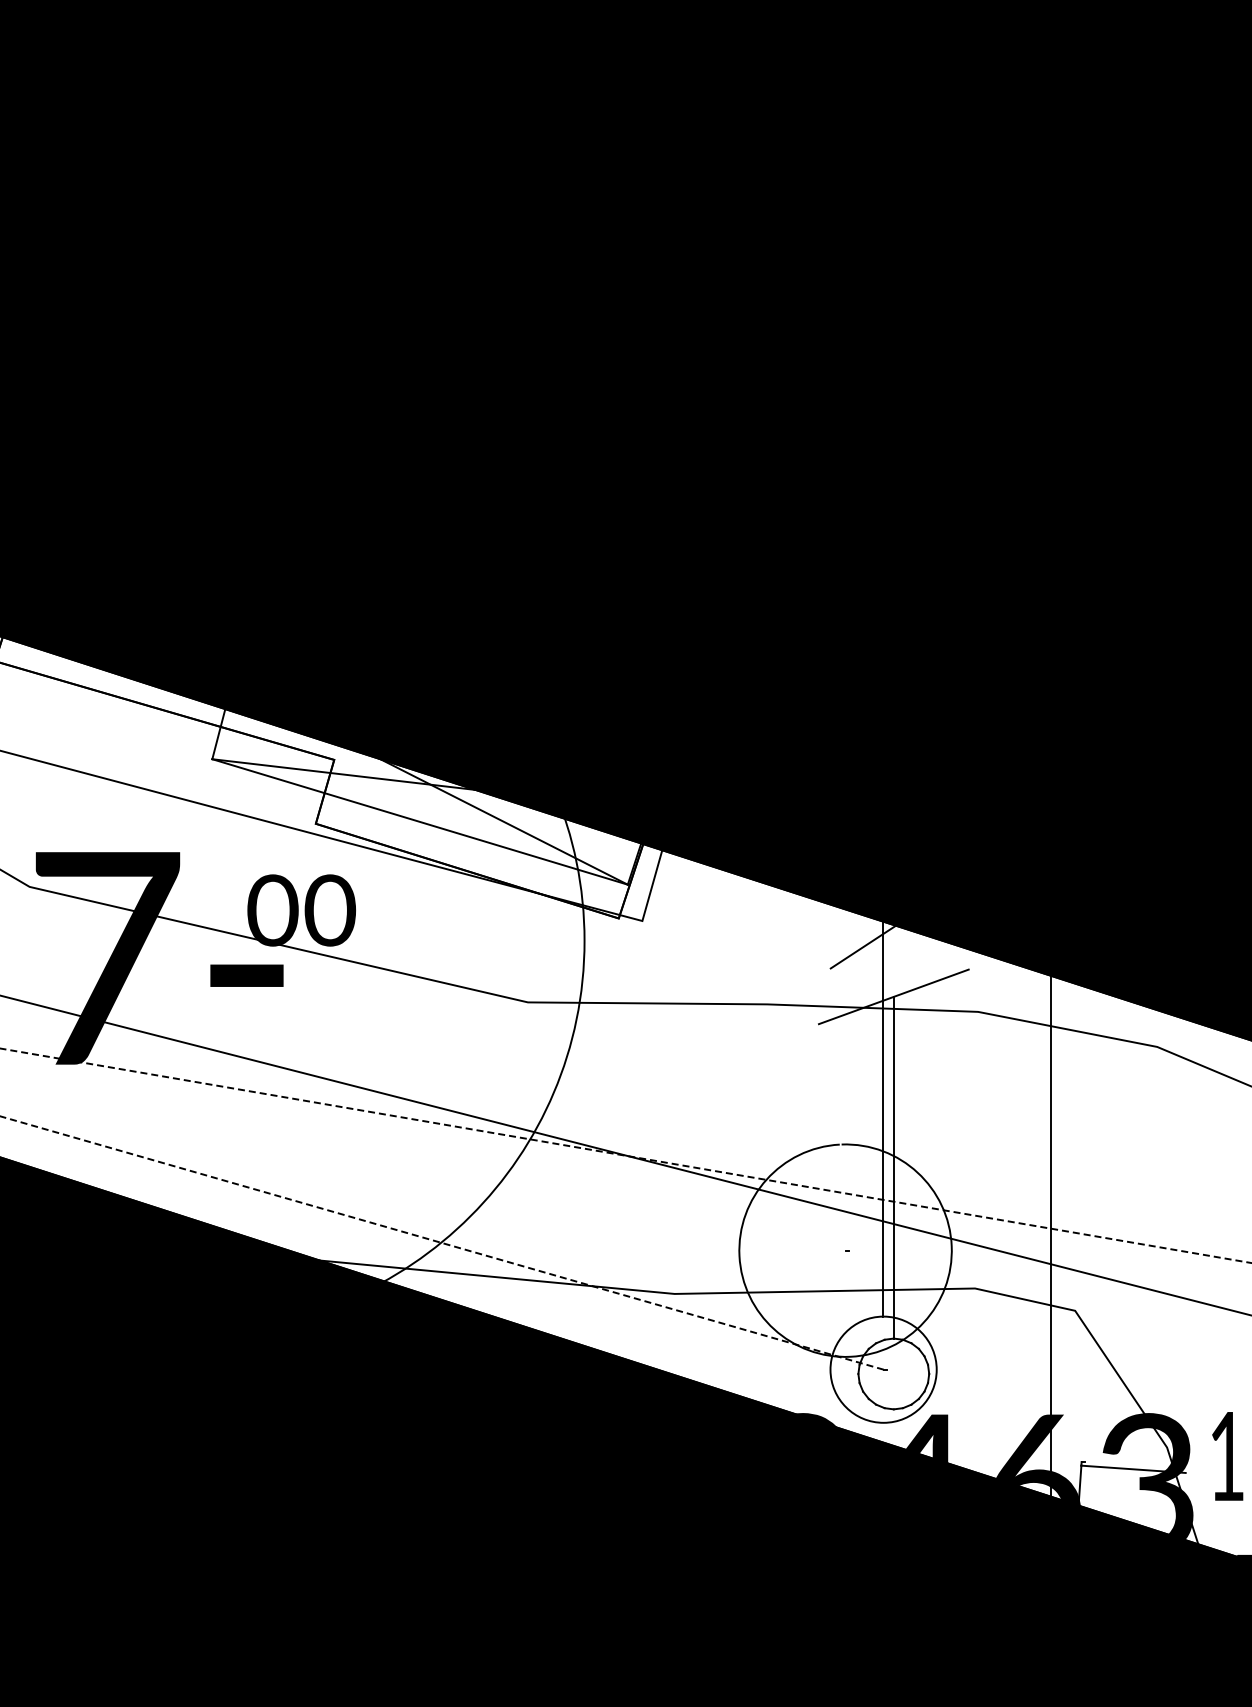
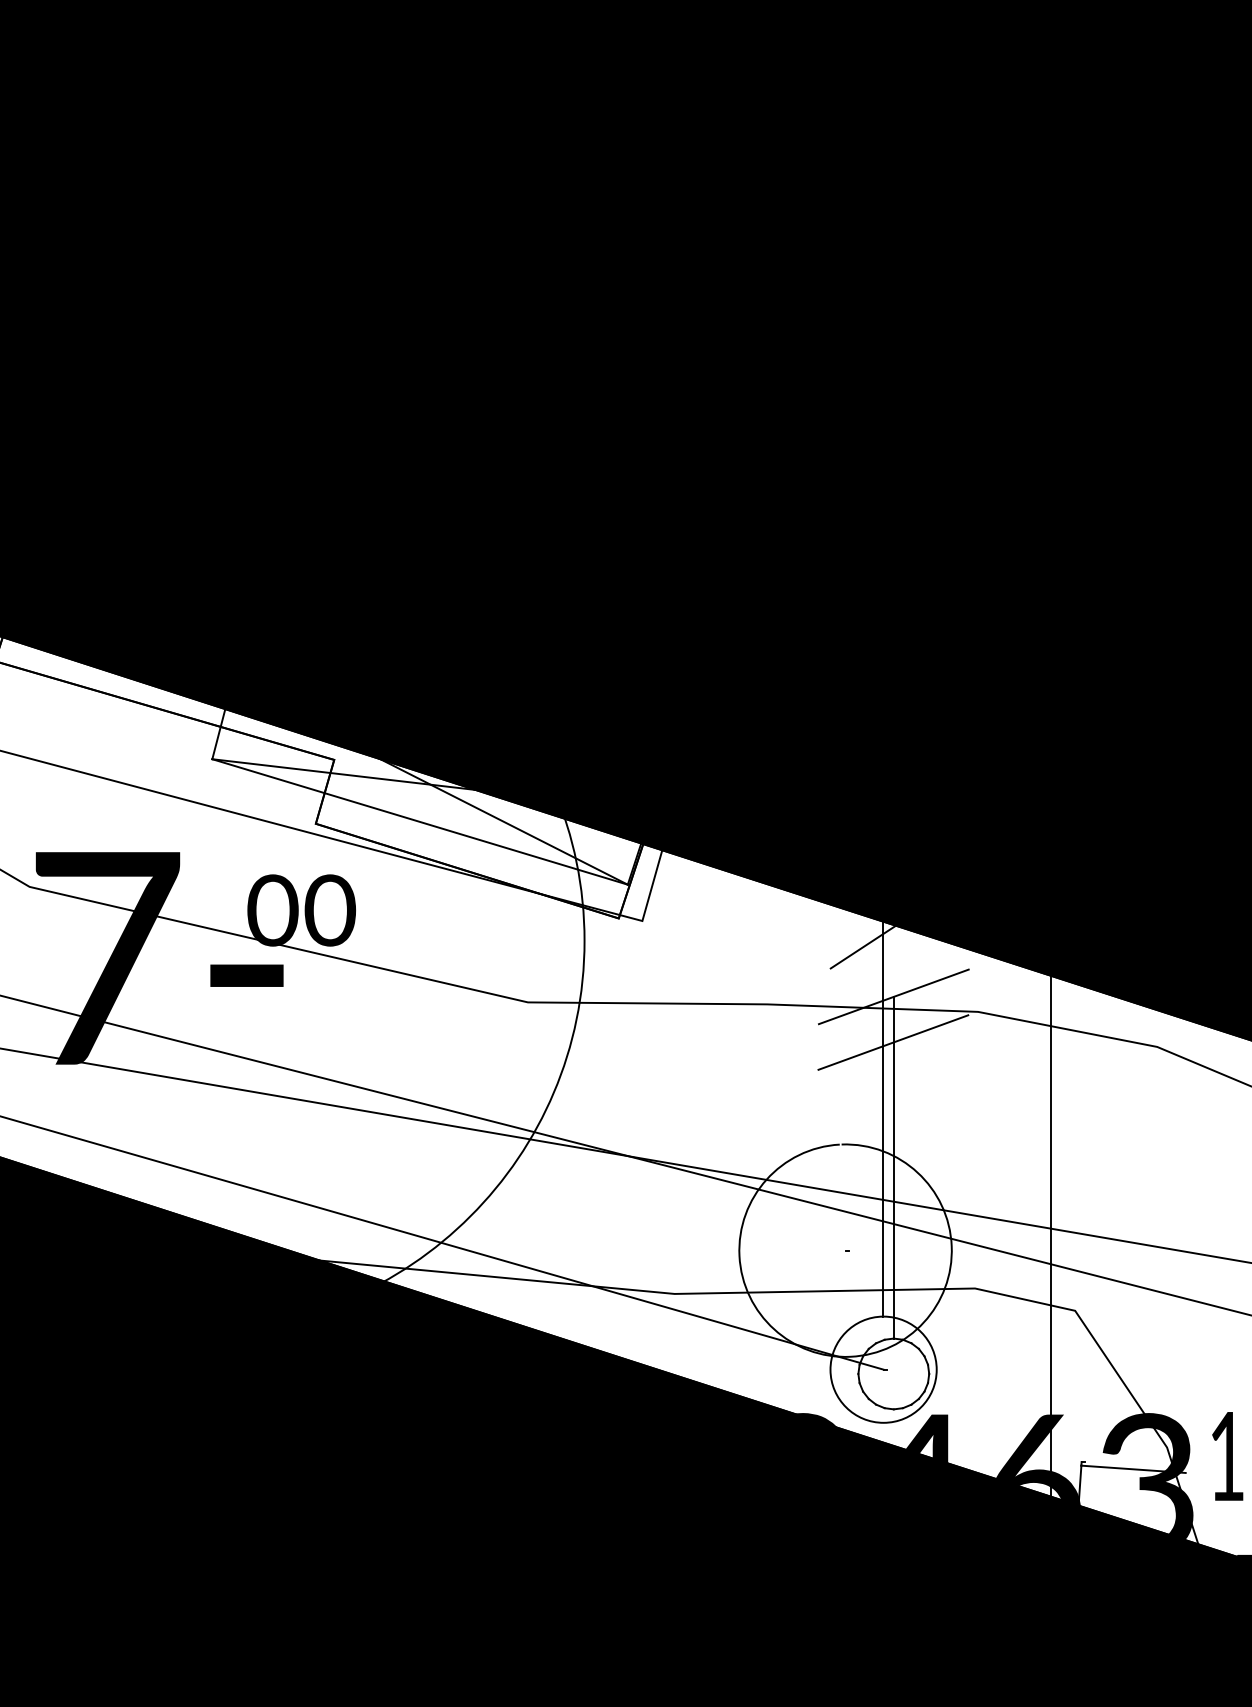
line: none -> present (893, 1042)
line: dashed -> solid (625, 1155)
line: dashed -> solid (441, 1242)
